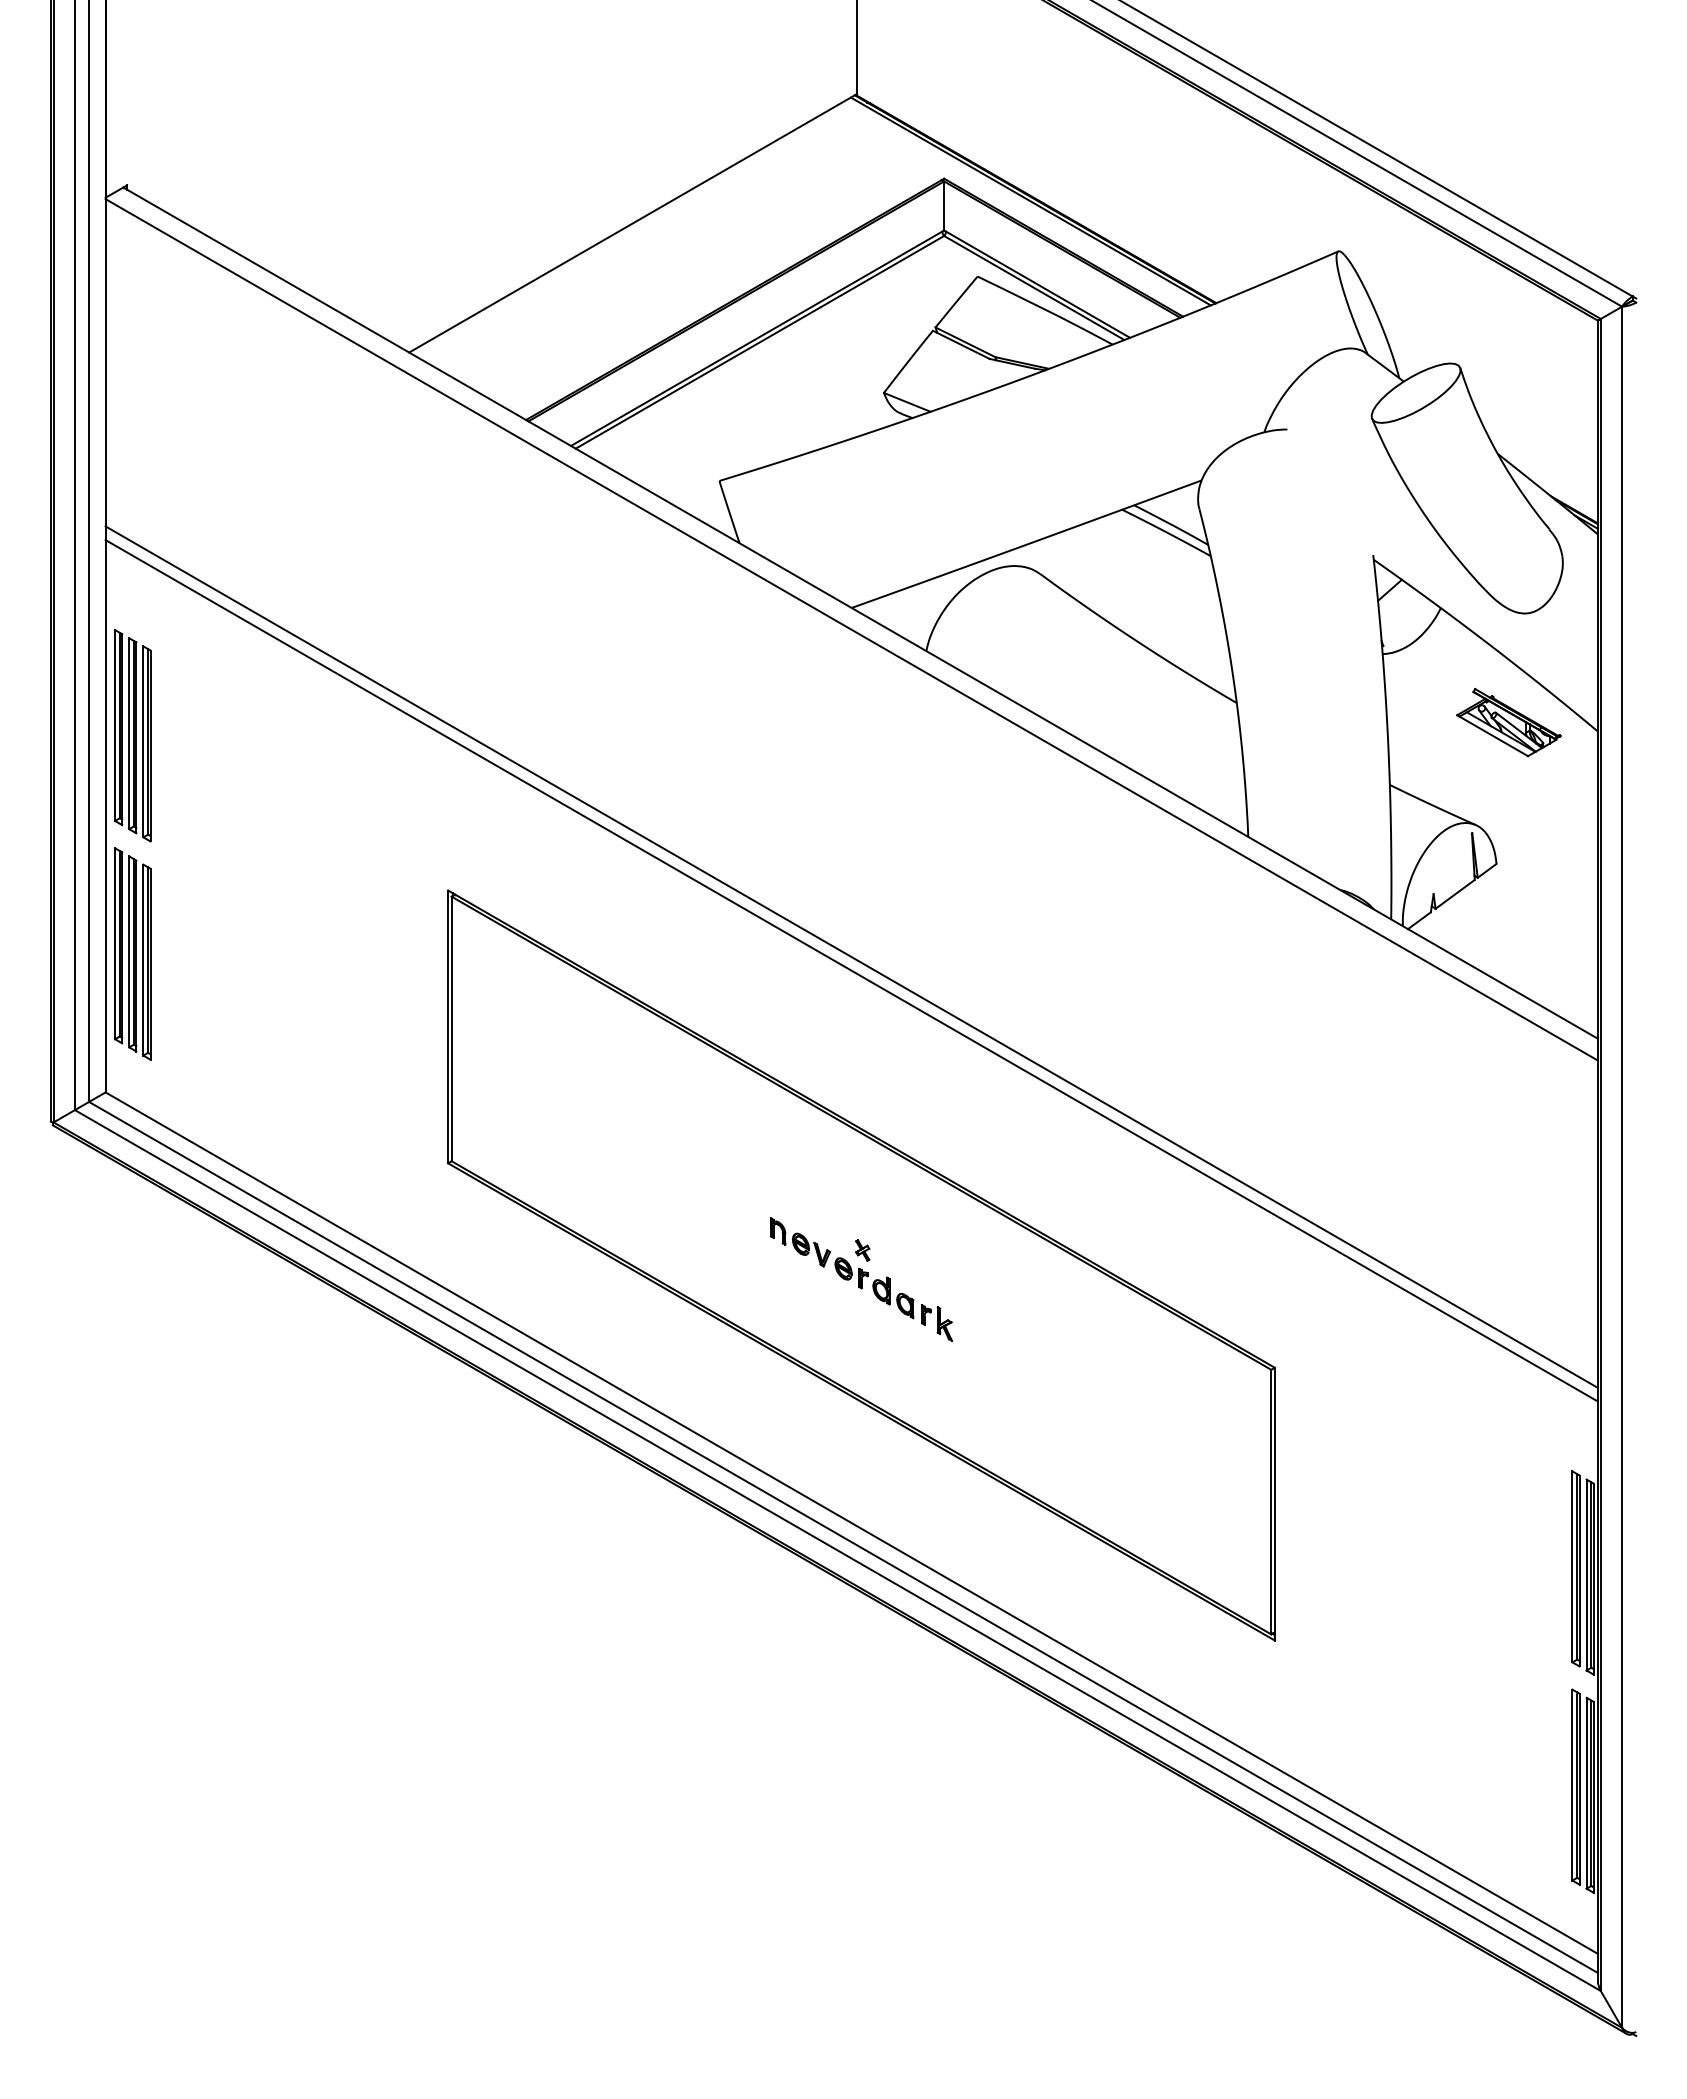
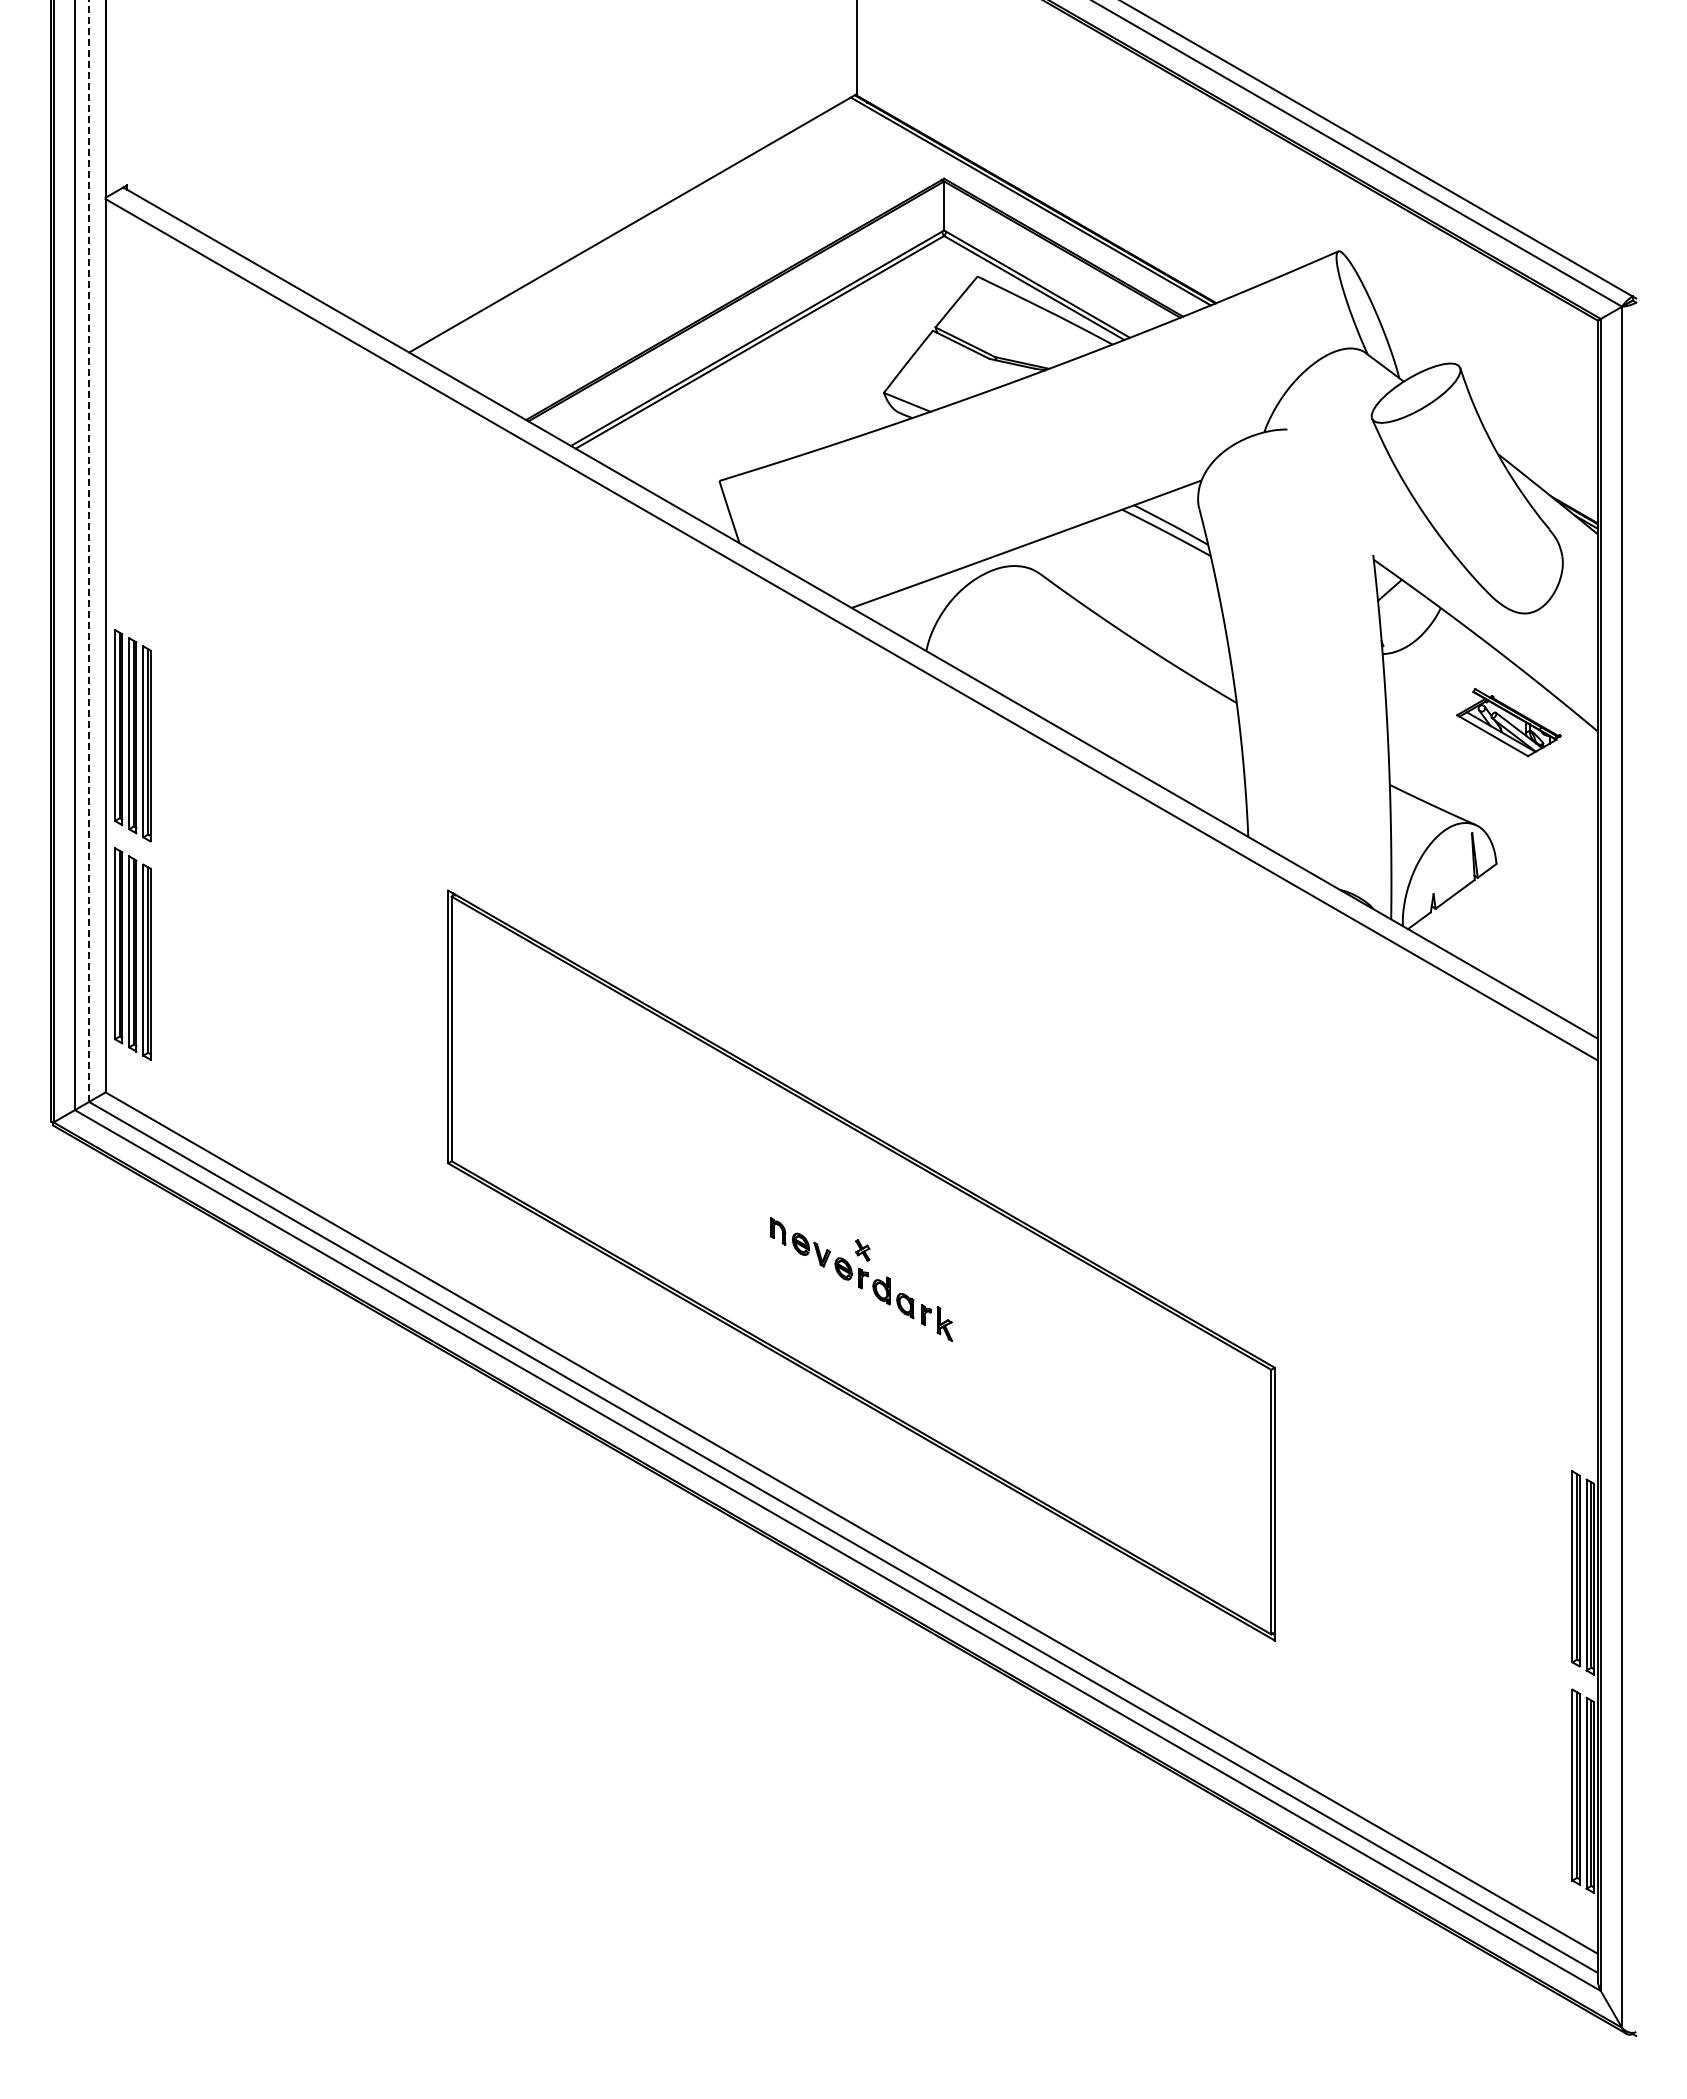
line: solid -> dashed (89, 551)
line: present -> none (851, 956)
line: present -> none (851, 970)
